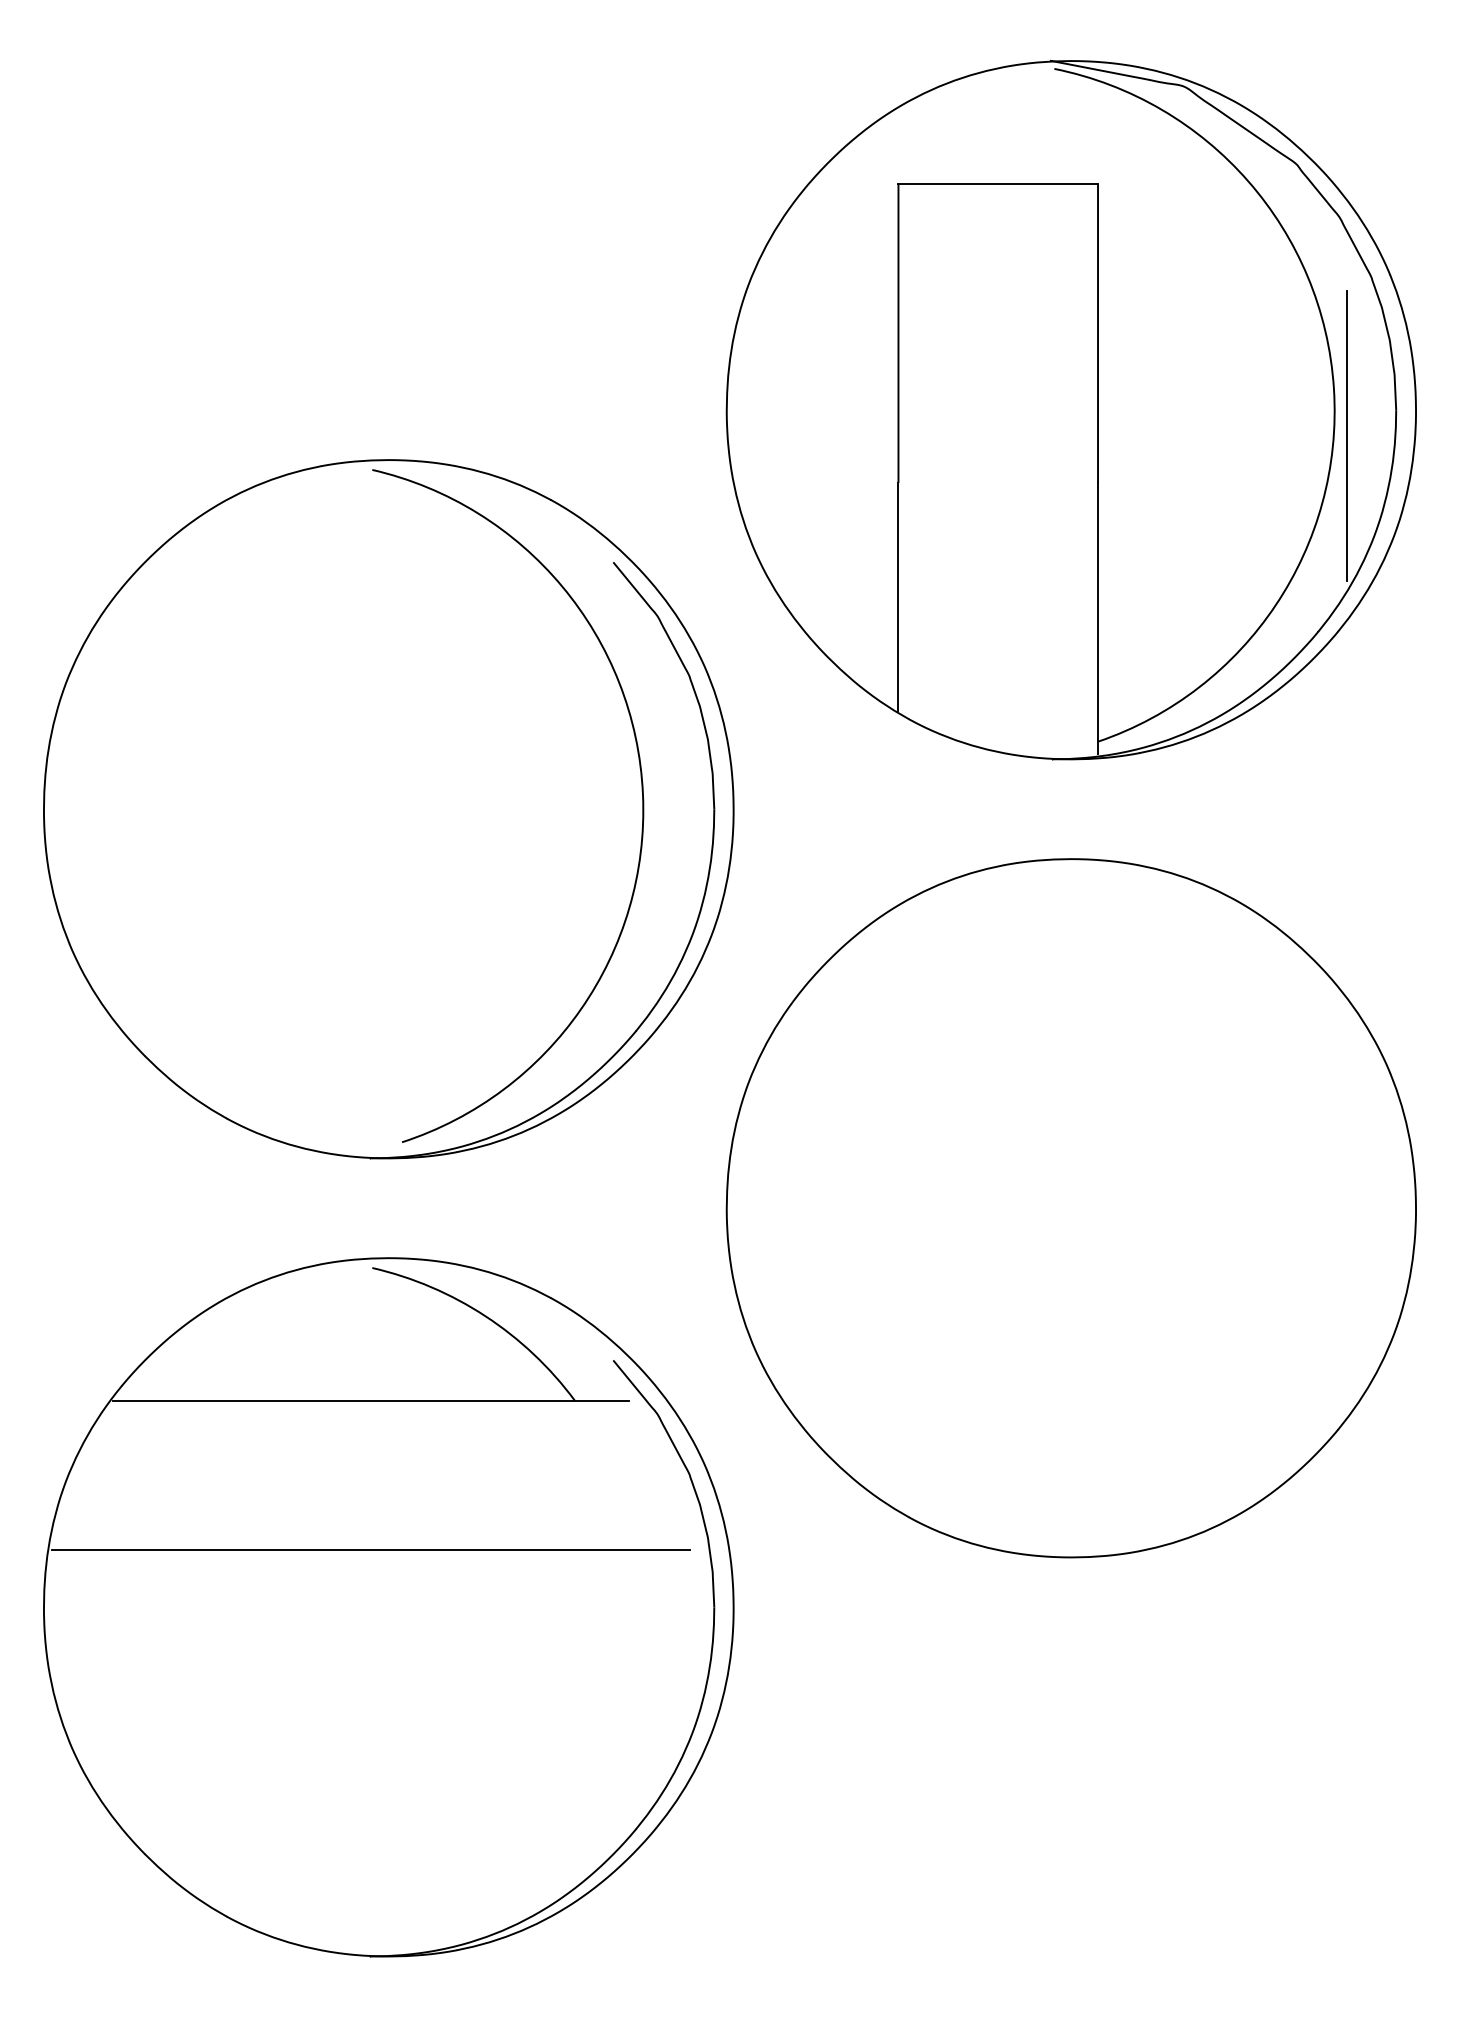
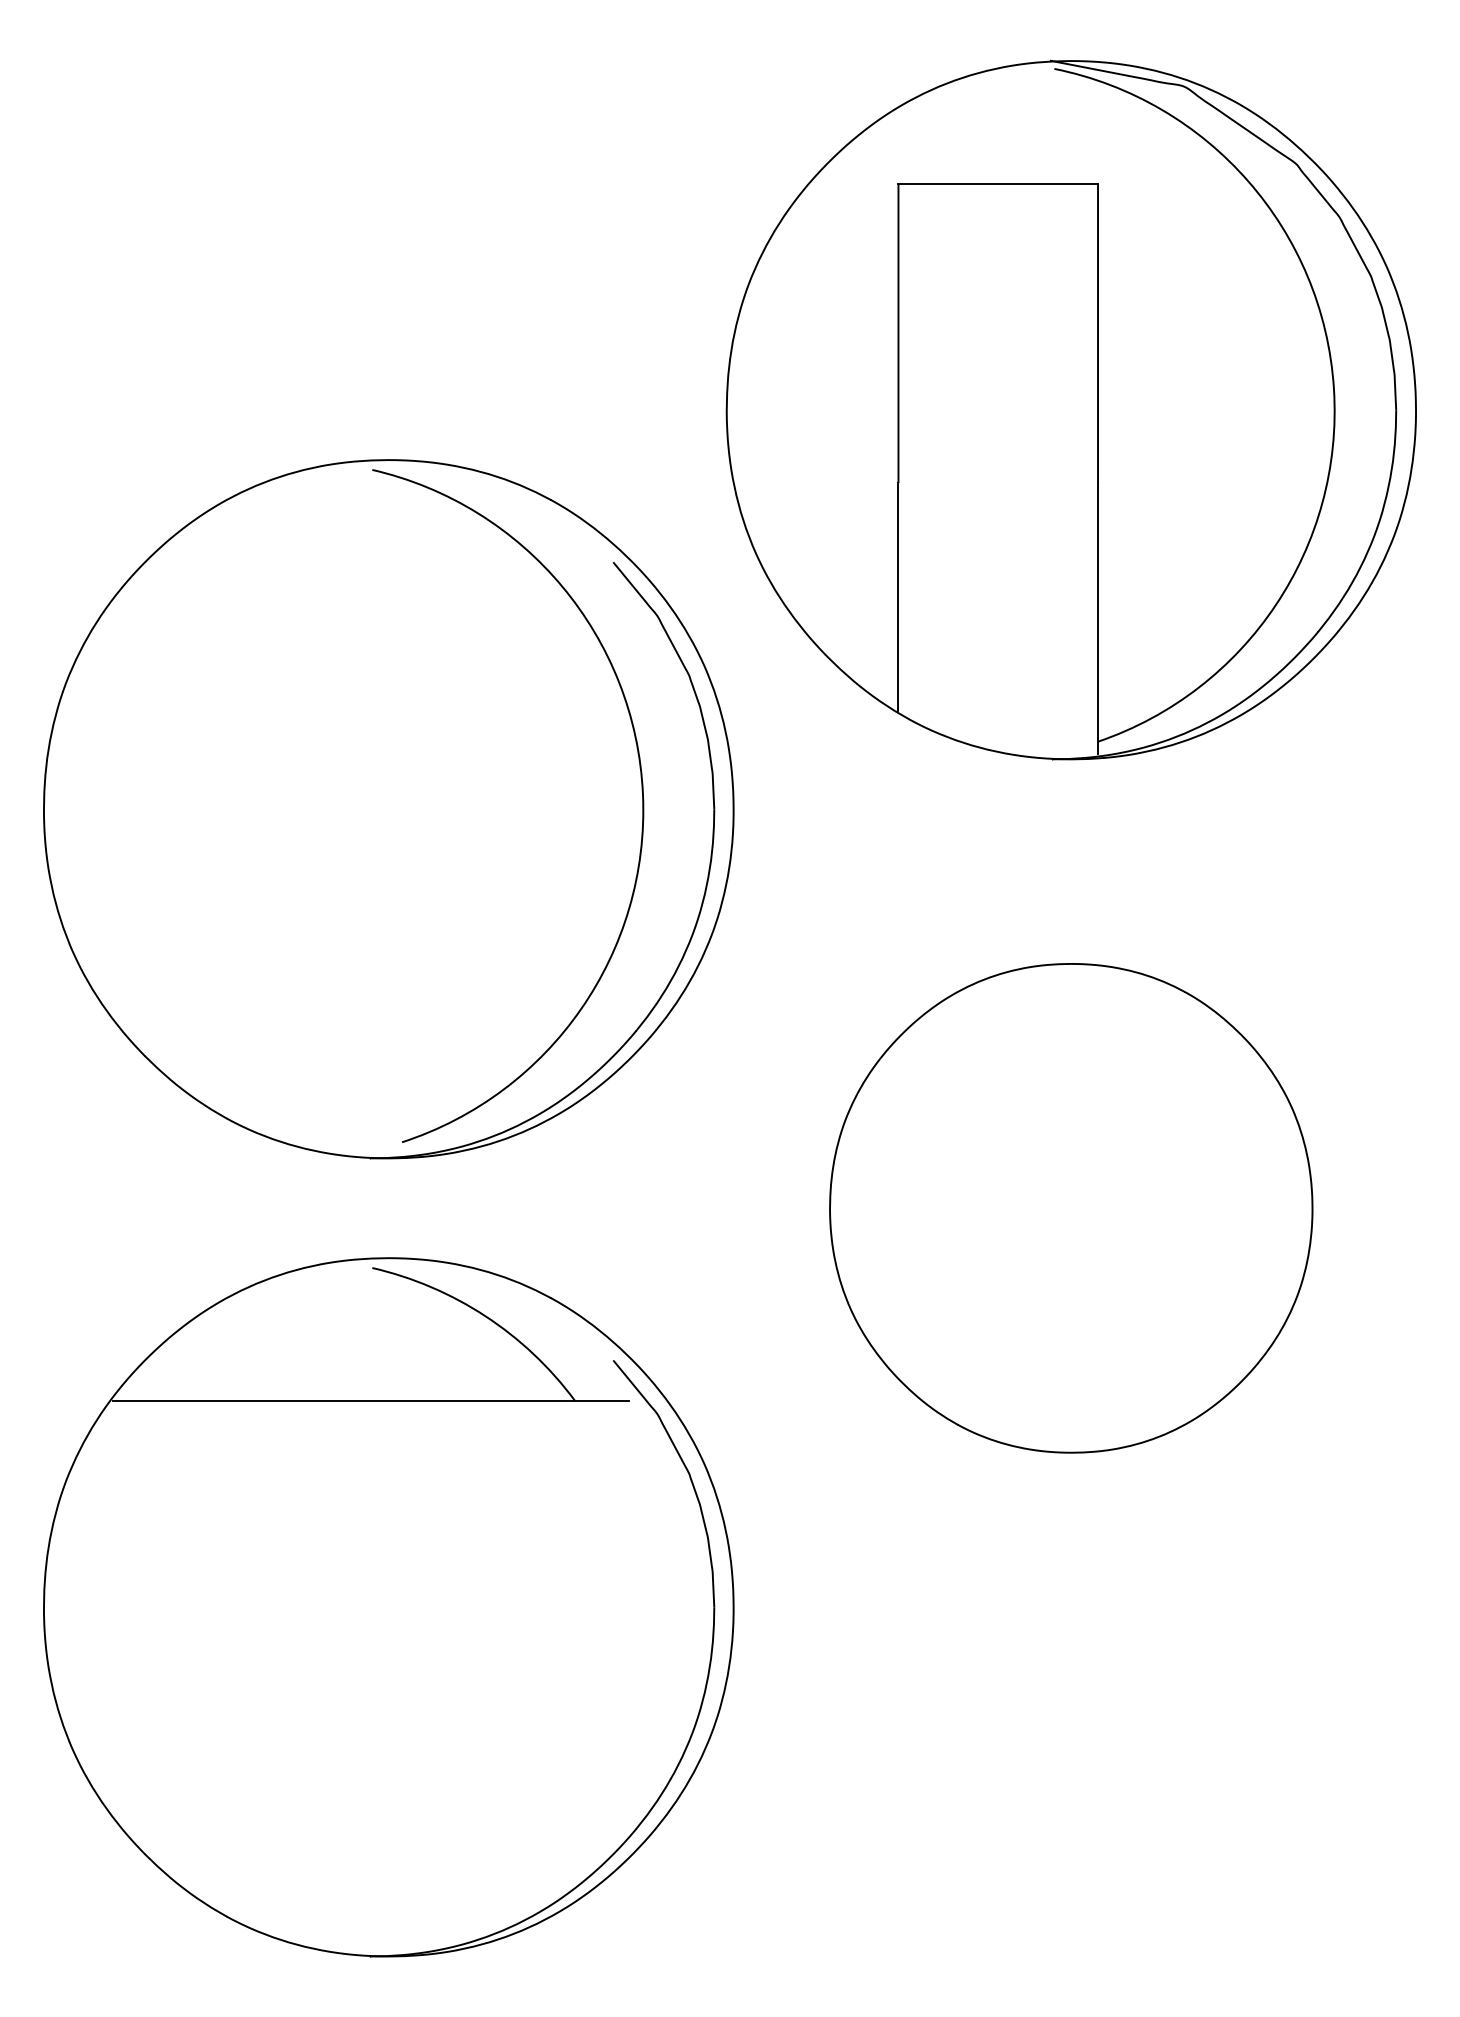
line: present -> none (1347, 435)
part size: 692x701 px -> 485x491 px (1071, 1208)
line: present -> none (371, 1550)
